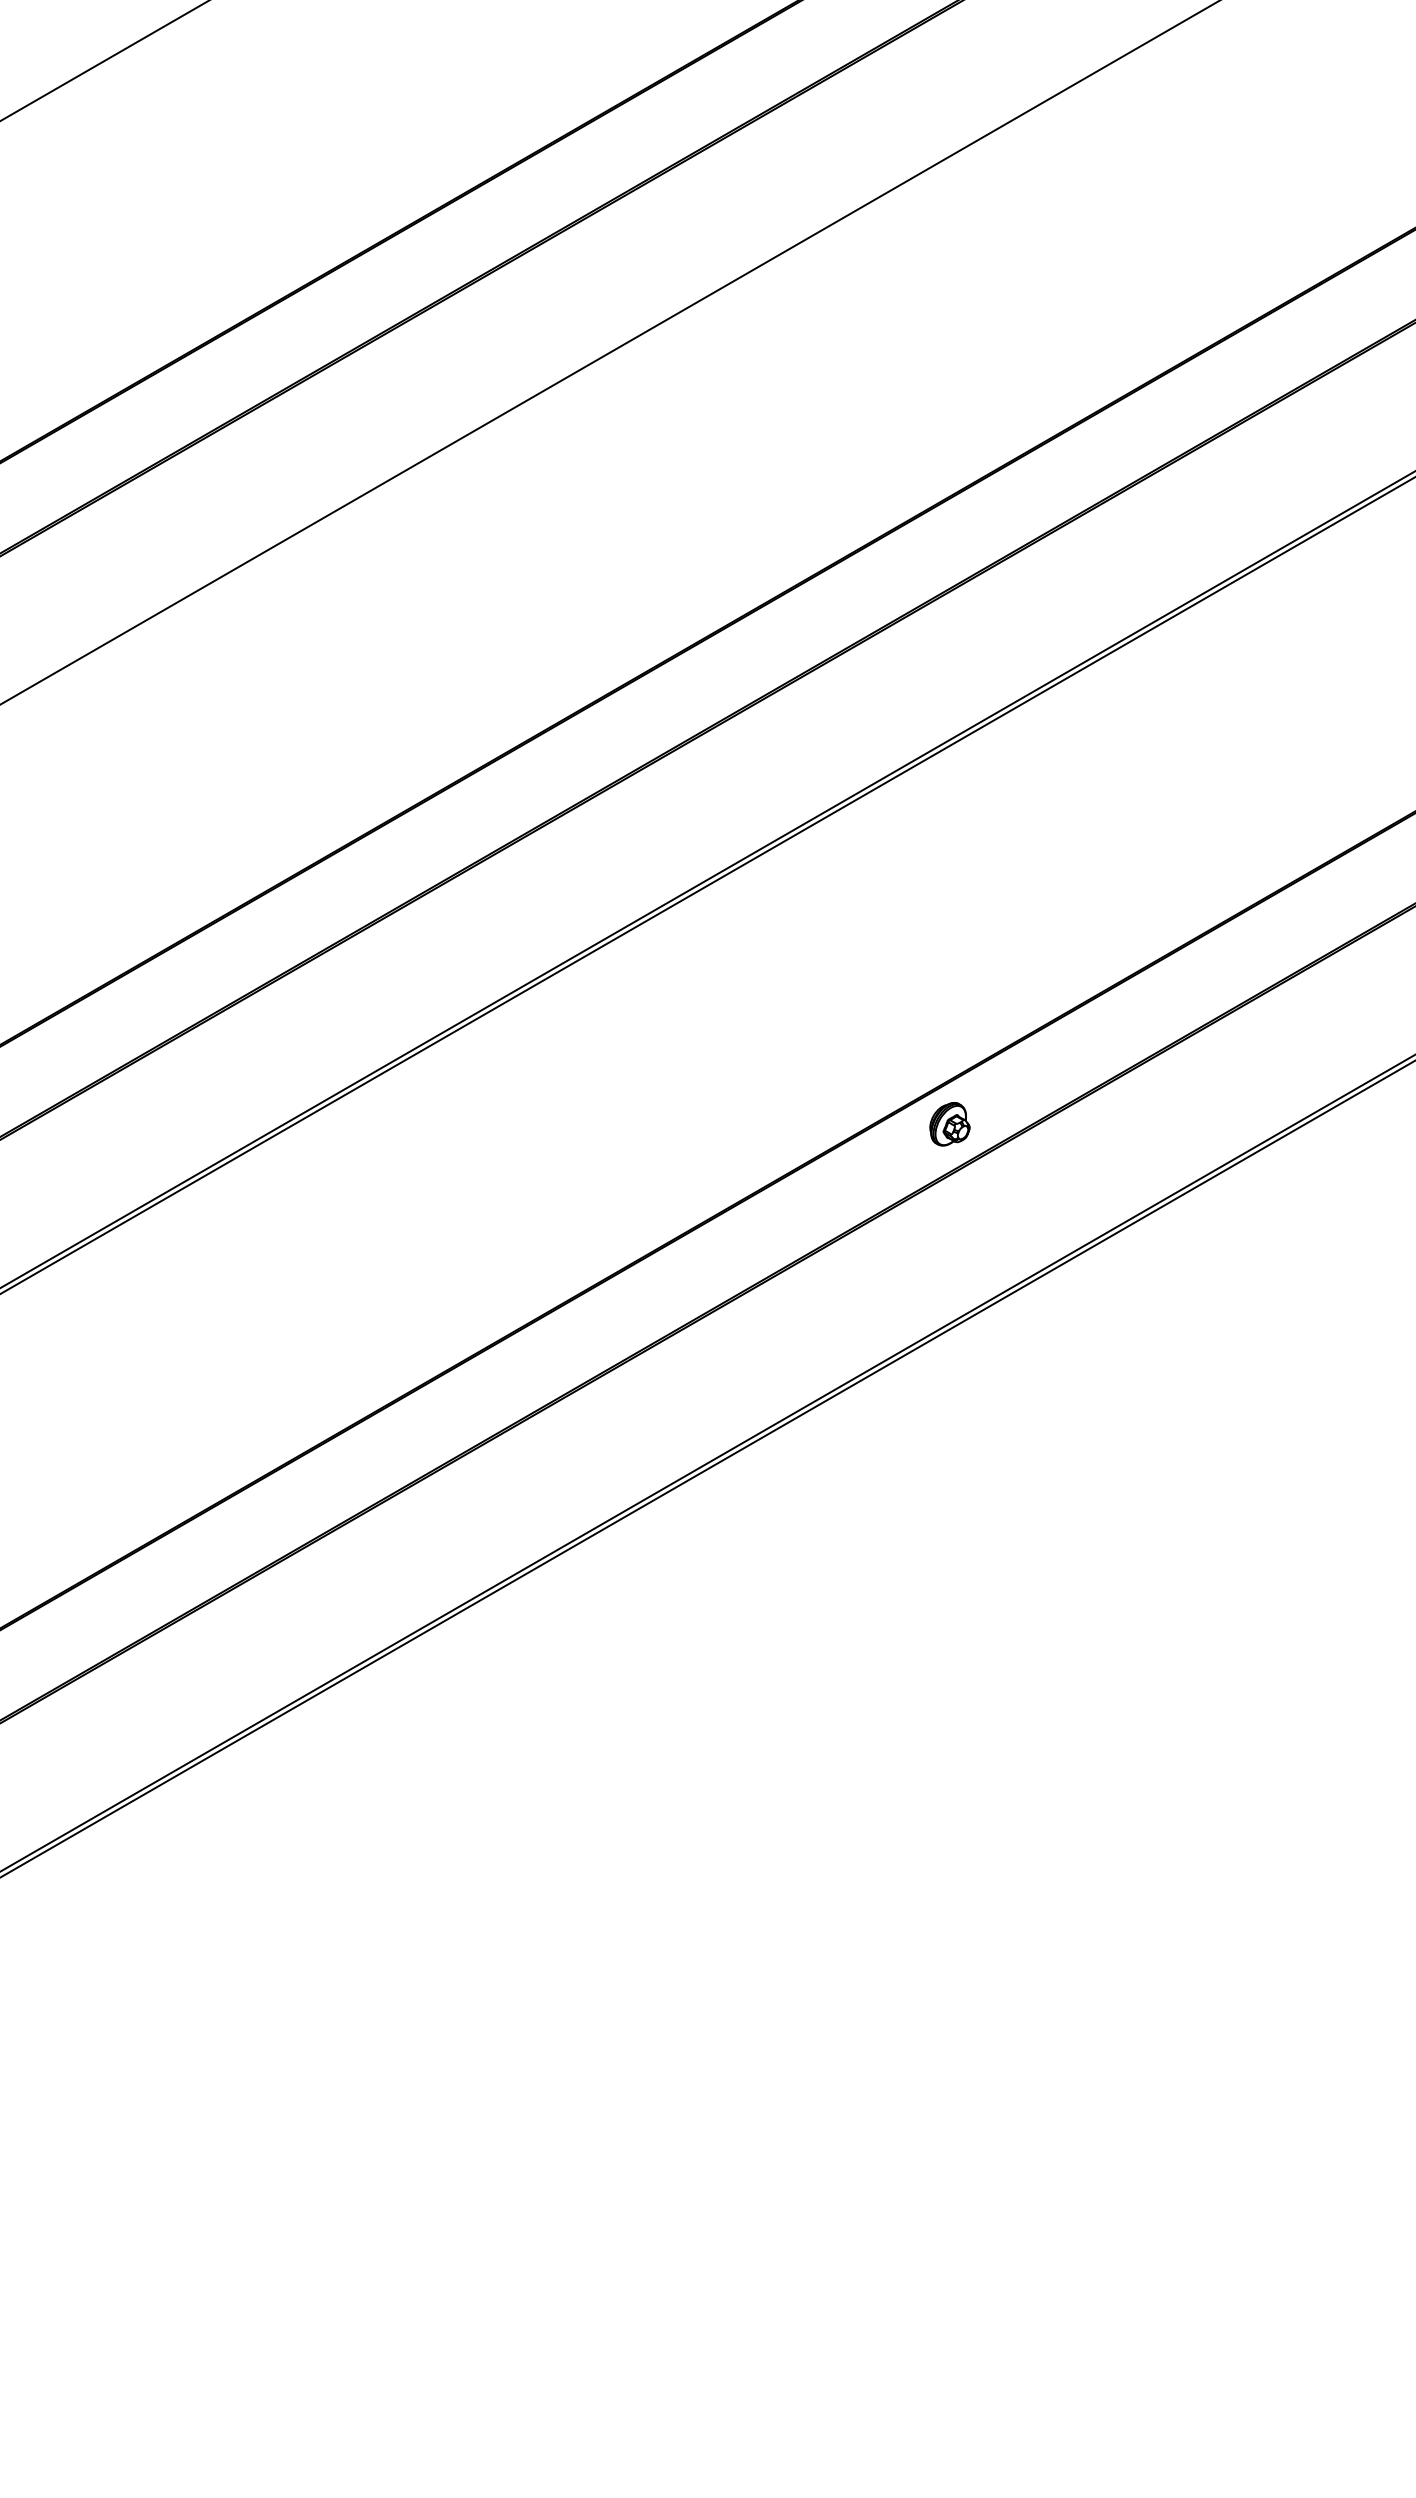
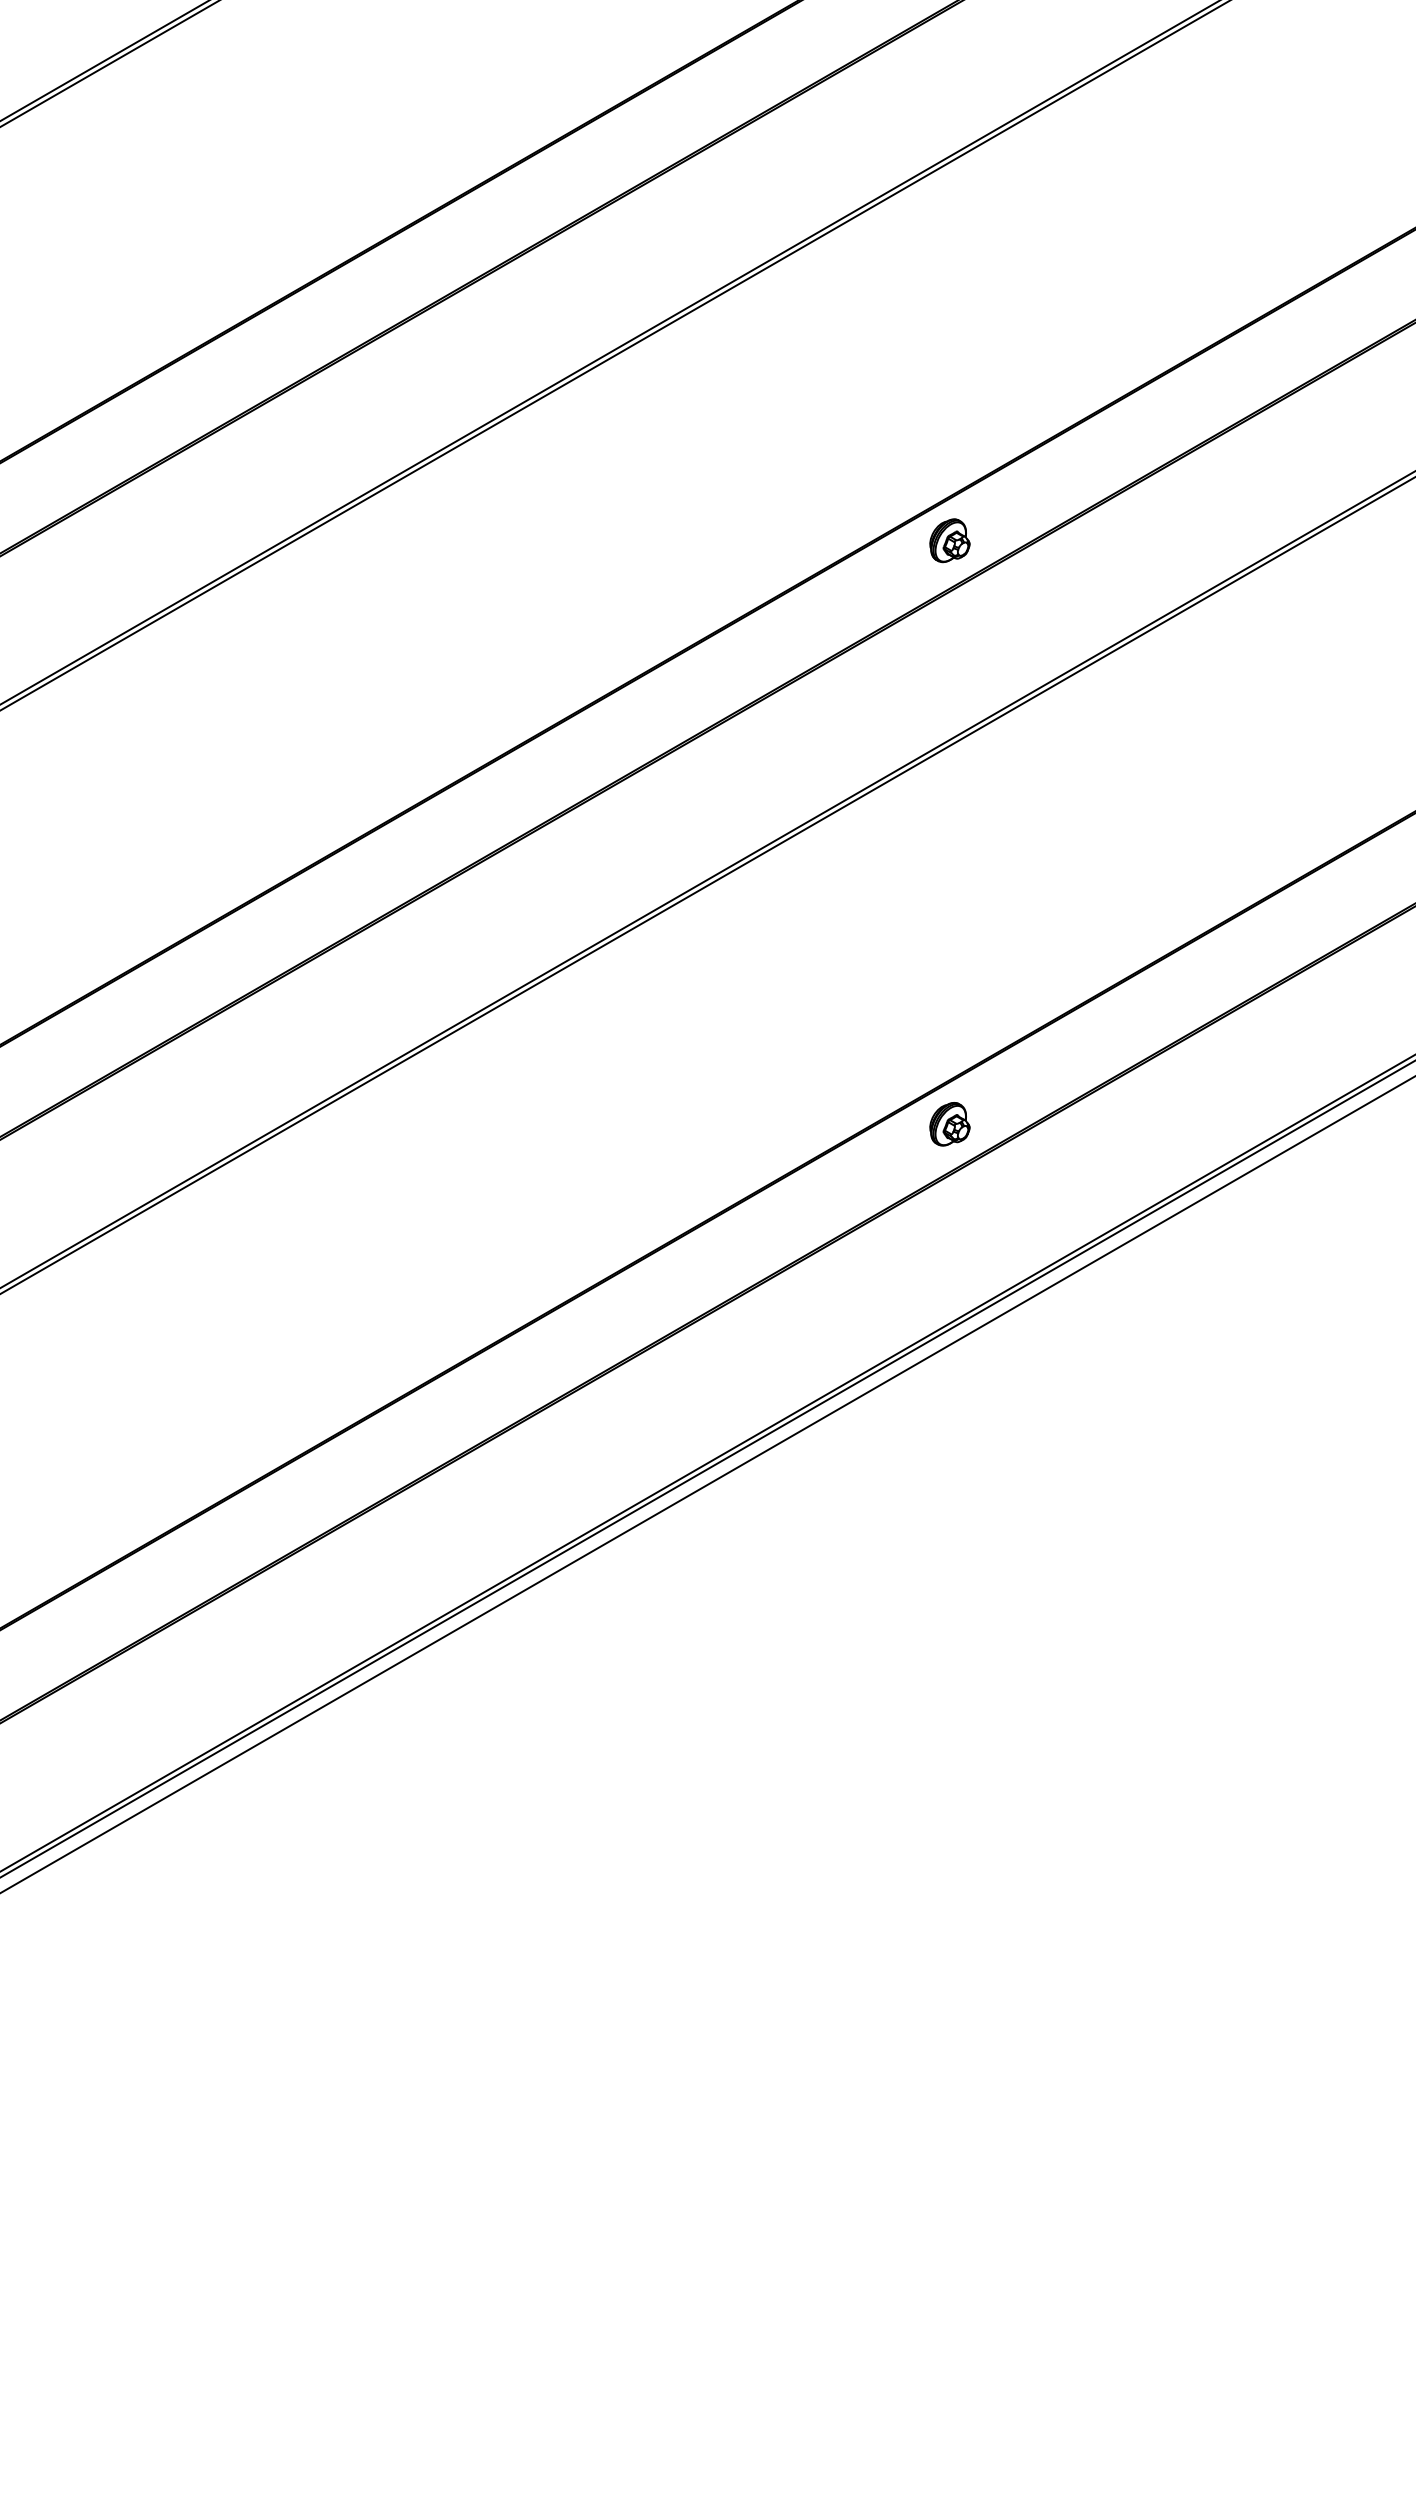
line: none -> present (109, 63)
line: none -> present (614, 355)
part: none -> present (949, 540)
line: none -> present (707, 1484)
